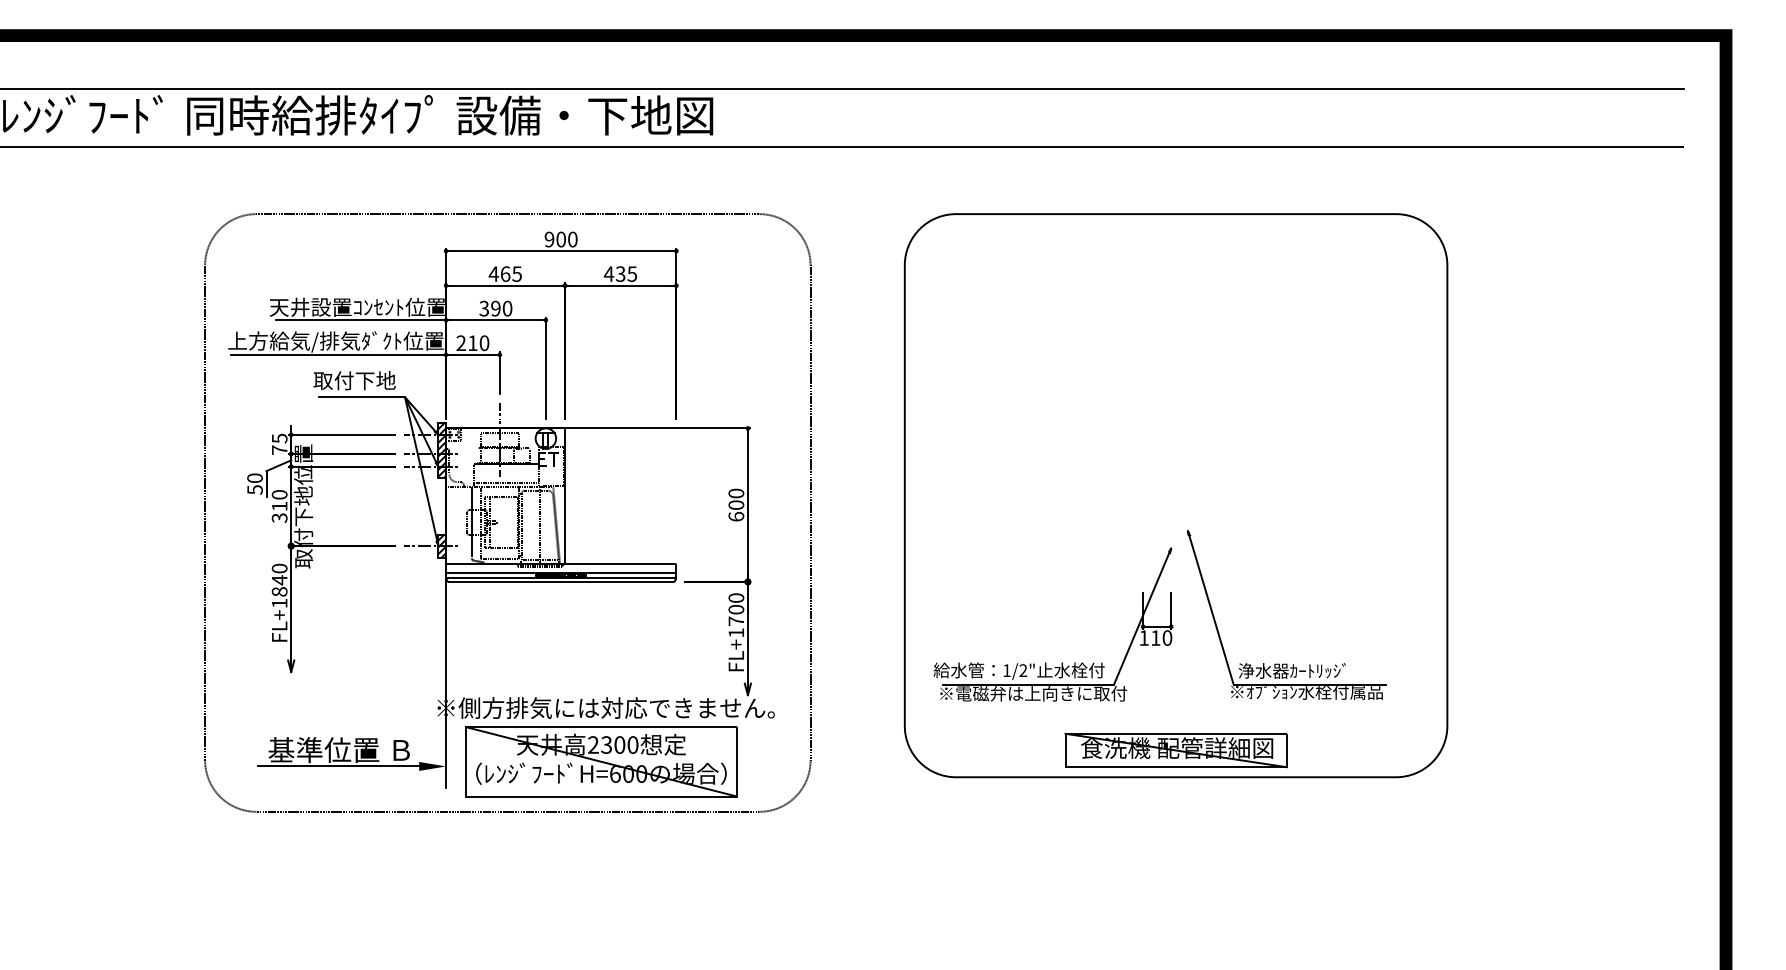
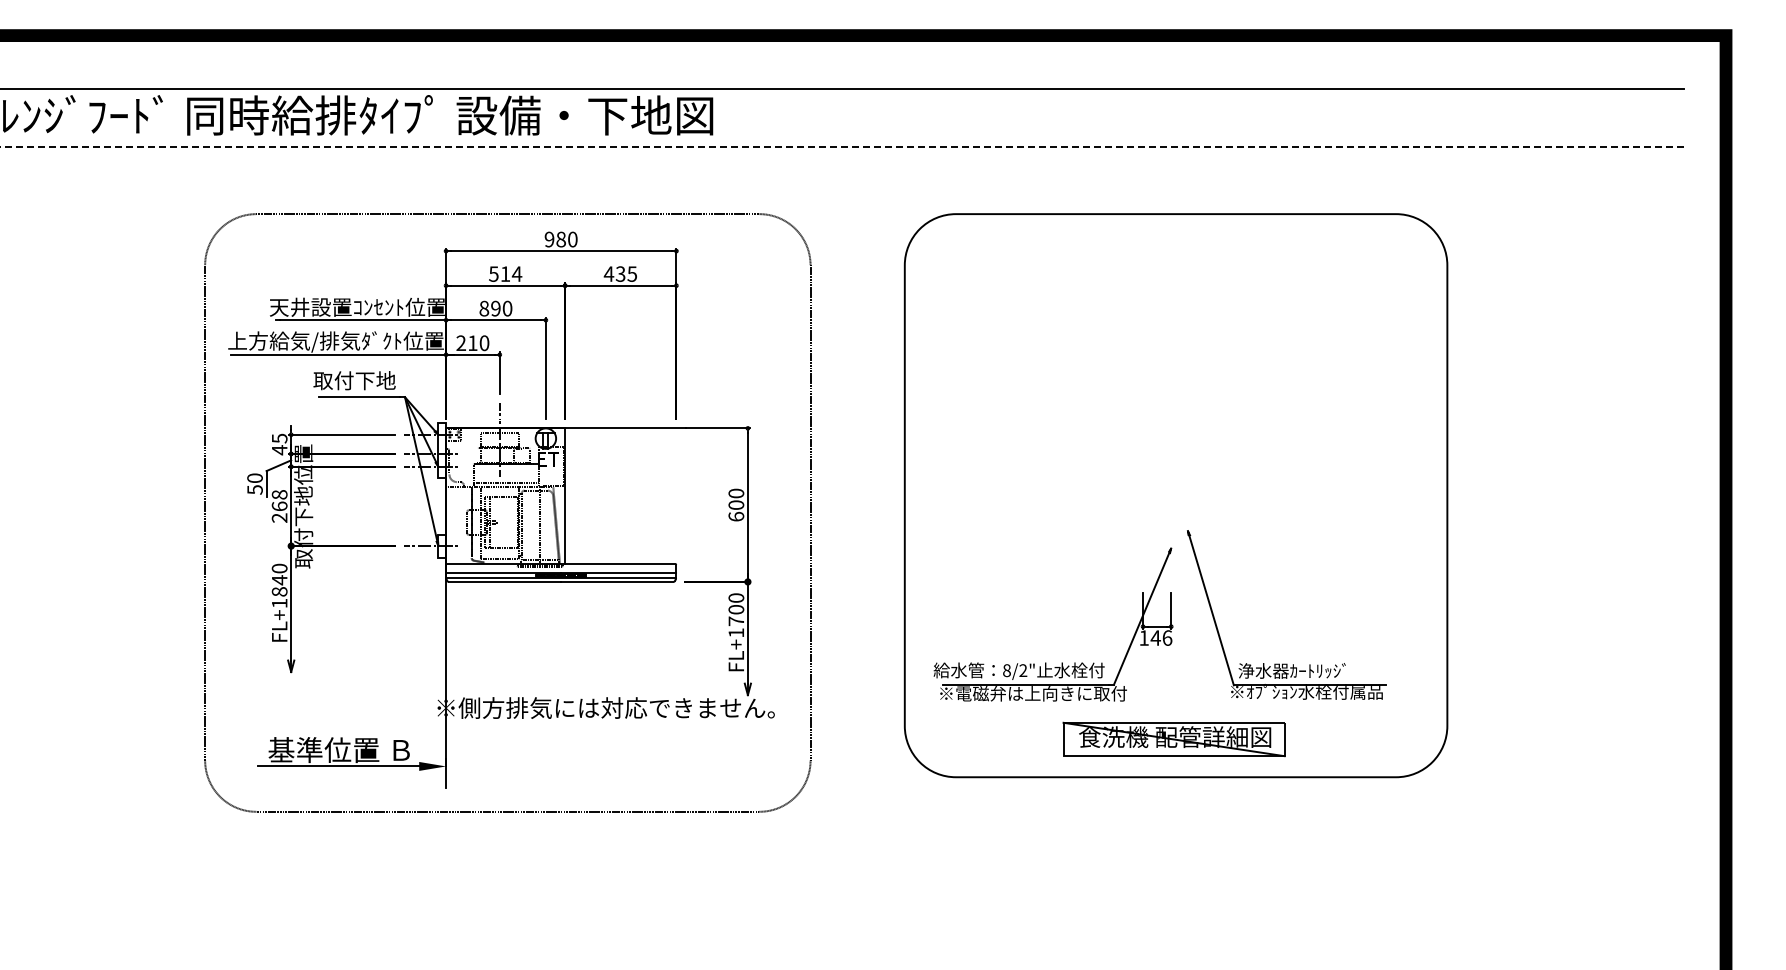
line: solid -> dashed (842, 147)
text: 900 -> 980 (561, 239)
text: 465 -> 514 (505, 273)
text: 390 -> 890 (484, 308)
text: 75 -> 45 (279, 450)
hatch: present -> none (442, 450)
text: 310 -> 268 (279, 506)
hatch: present -> none (442, 545)
text: 110 -> 146 (1161, 637)
text: 1/2" -> 8/2" (1006, 670)
part position: (1175, 750) -> (1173, 739) (1173, 739)
part: present -> none (601, 761)
